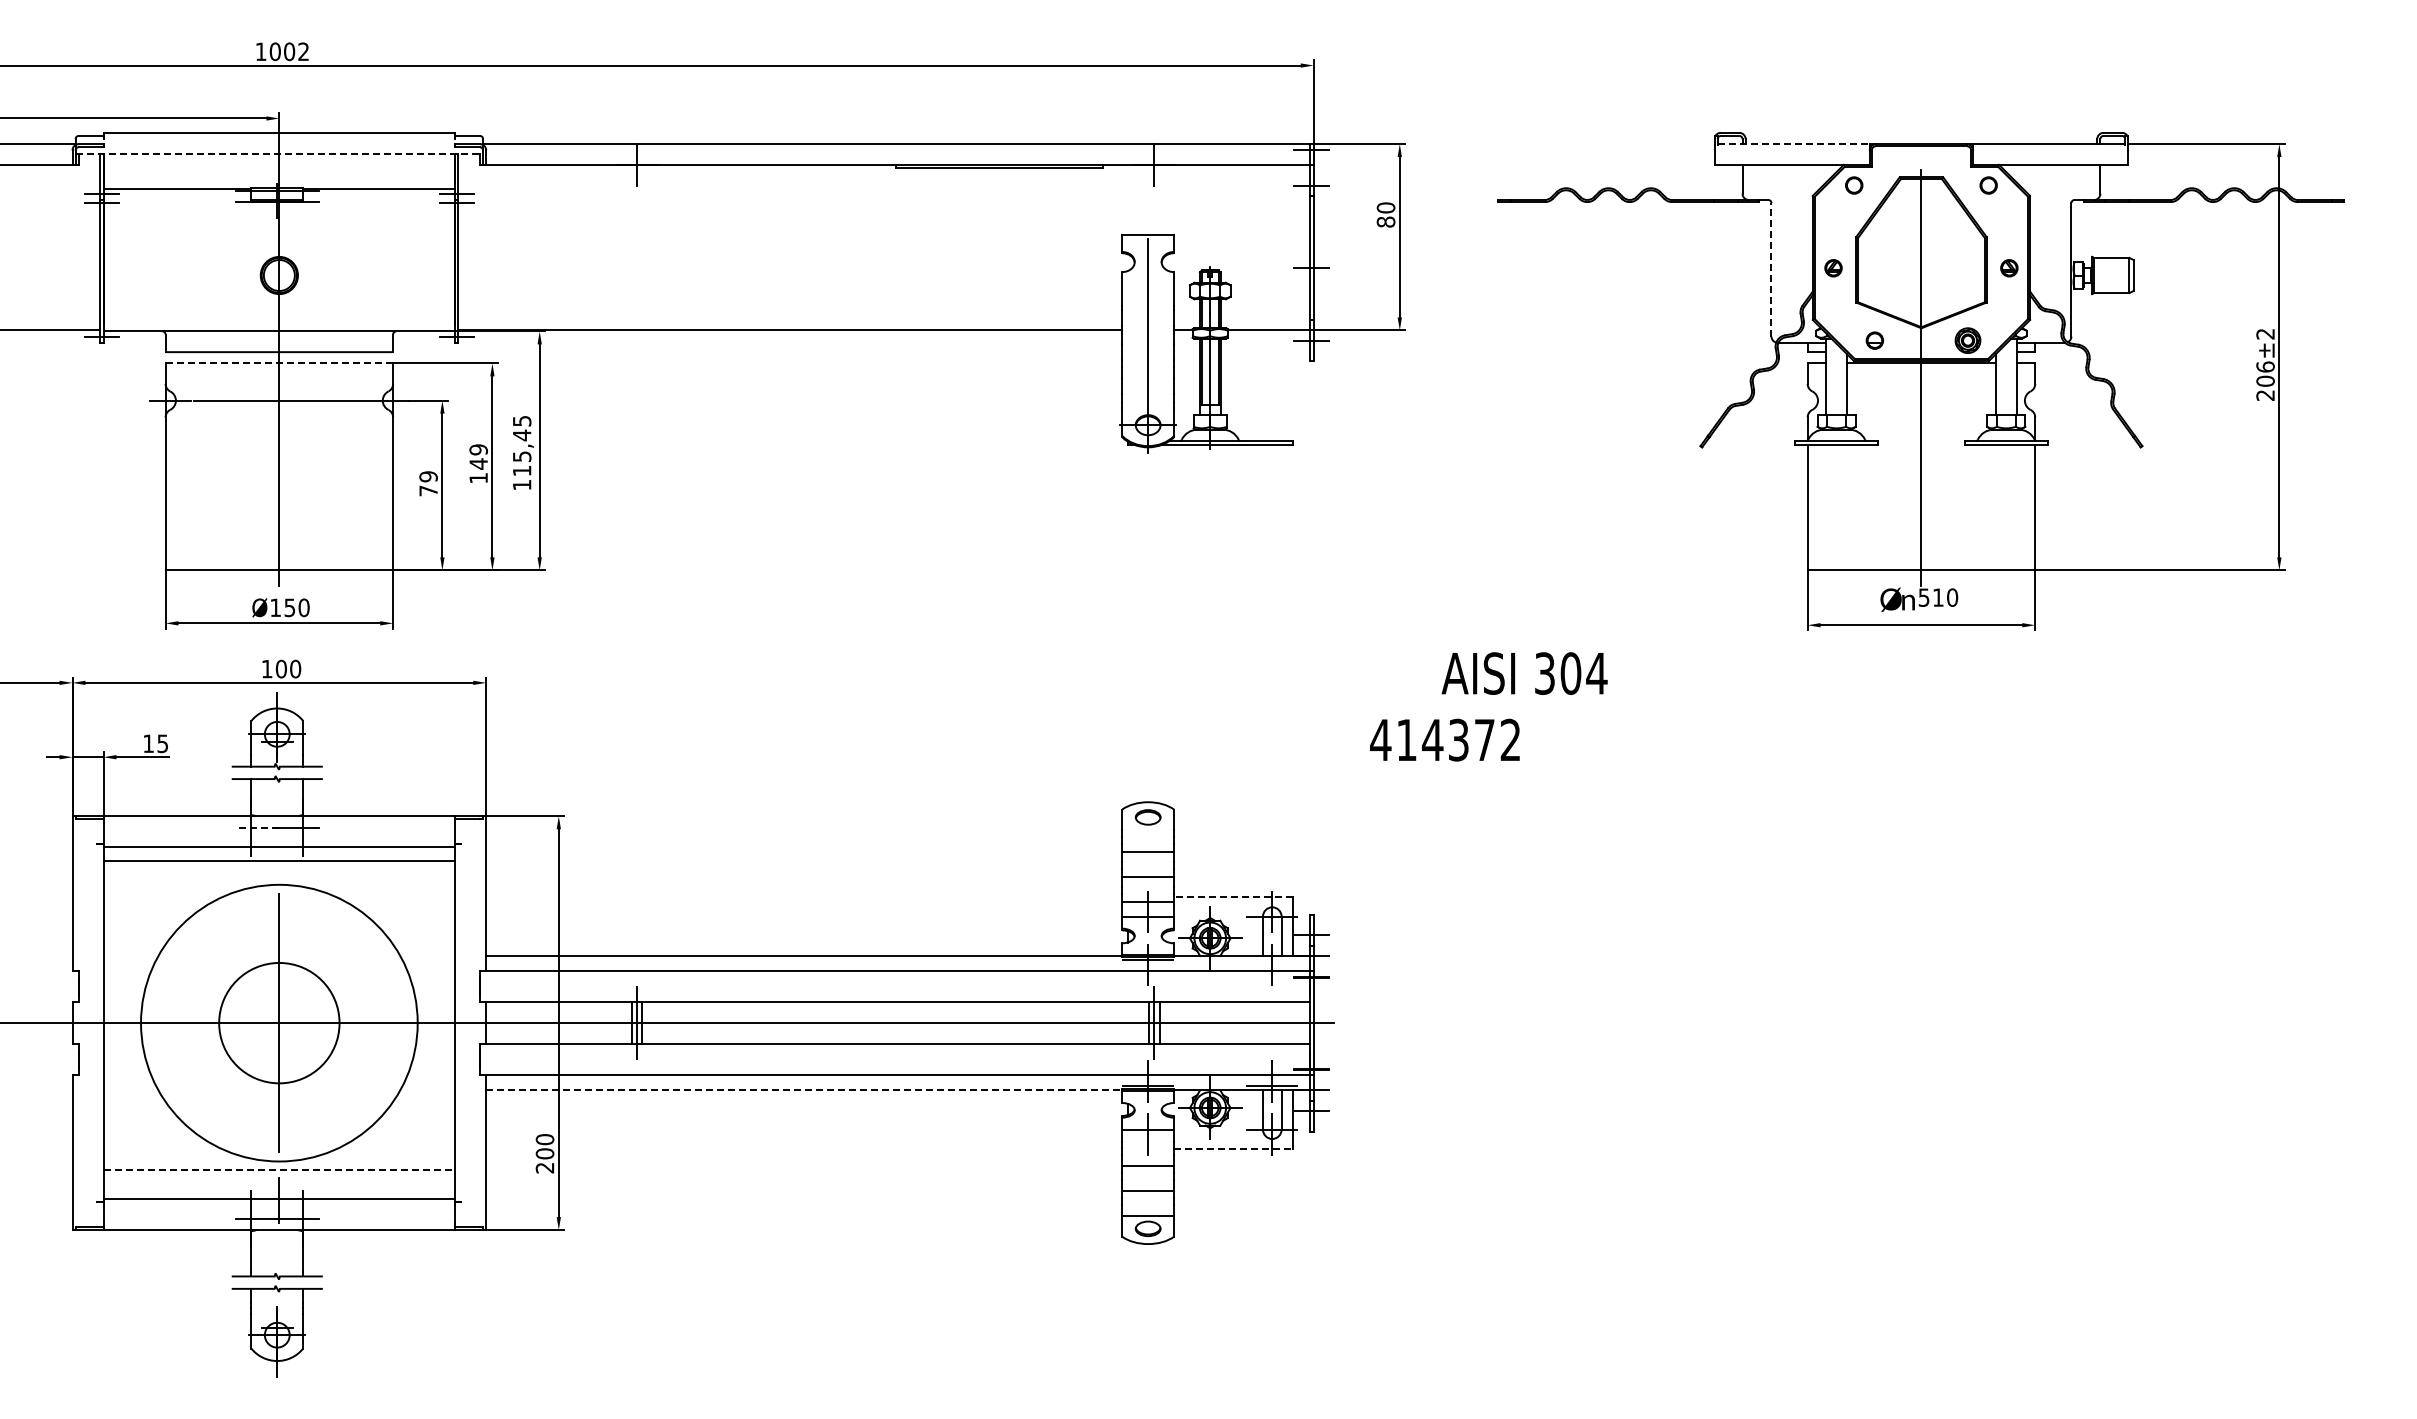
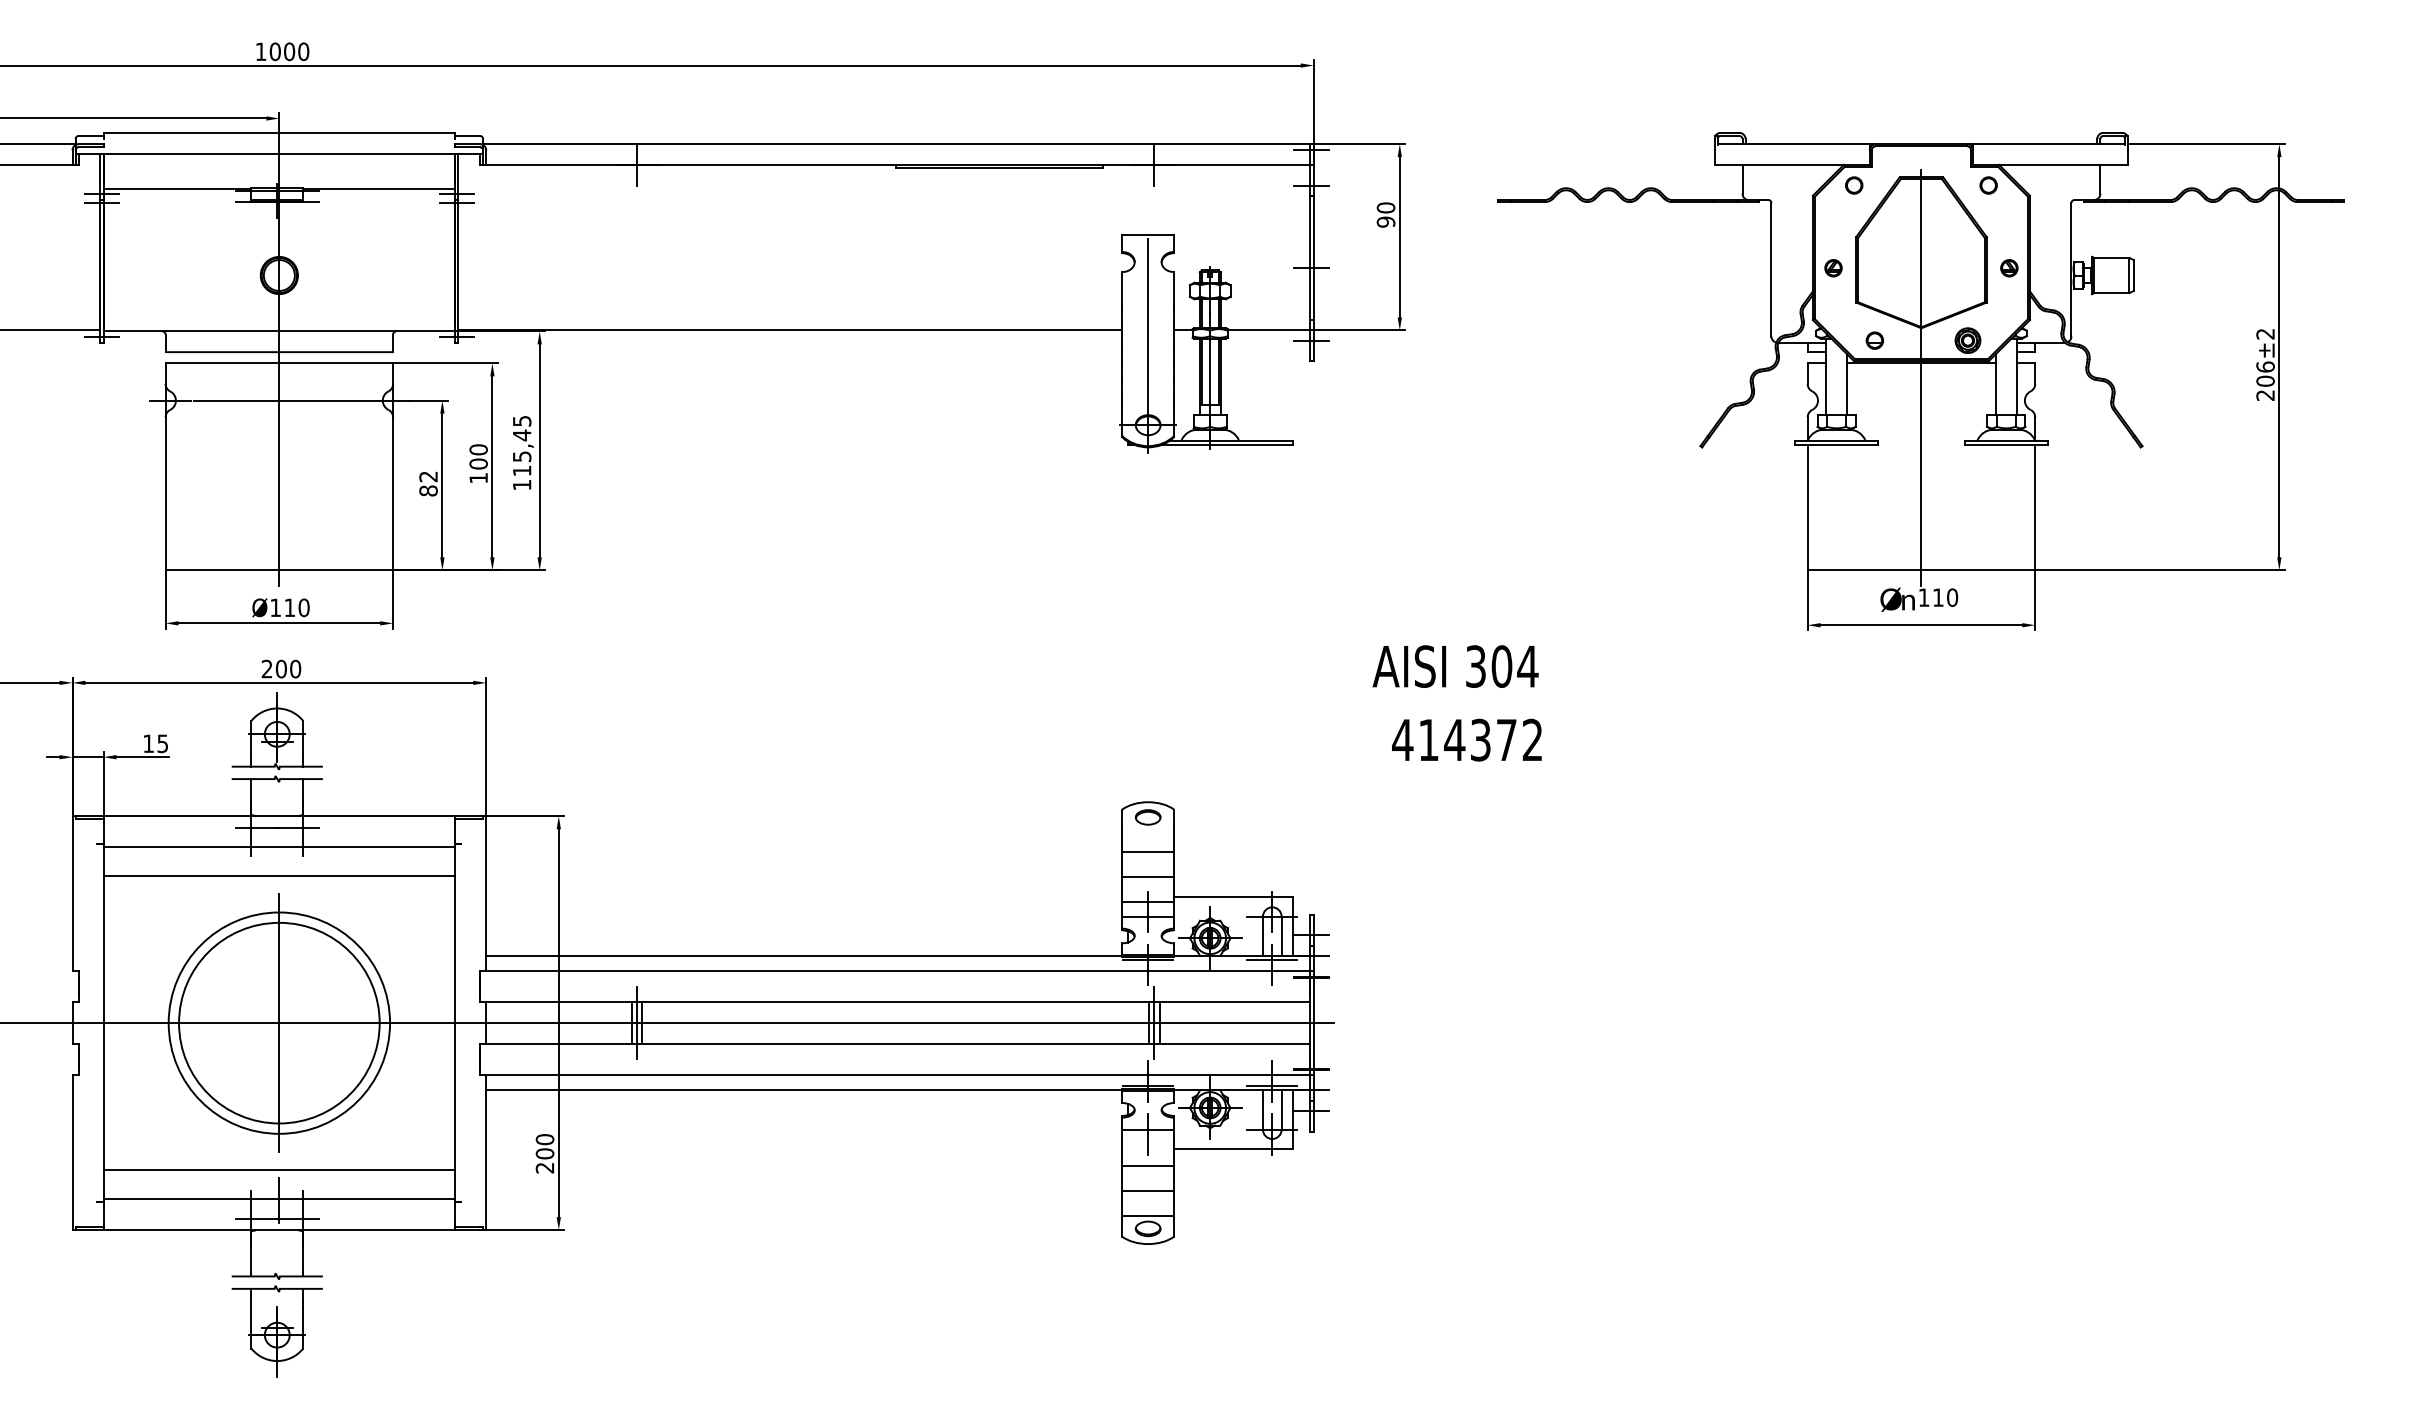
text: 1002 -> 1000 (303, 51)
line: dashed -> solid (1794, 144)
line: dashed -> solid (279, 153)
text: 80 -> 90 (1386, 221)
line: dashed -> solid (1771, 269)
line: dashed -> solid (279, 363)
text: 149 -> 100 (478, 456)
text: 79 -> 82 (428, 483)
text: 510 -> 110 (1923, 597)
text: 150 -> 110 (289, 607)
text: 100 -> 200 (266, 668)
text position: (1524, 673) -> (1455, 666) (1455, 666)
text position: (1444, 739) -> (1466, 739) (1466, 739)
line: dashed -> solid (257, 827)
line position: (279, 861) -> (279, 876) (279, 876)
line: dashed -> solid (1233, 896)
line: none -> present (1272, 960)
circle diameter: 120 px -> 201 px (279, 1022)
circle diameter: 277 px -> 221 px (279, 1022)
line: dashed -> solid (804, 1090)
line: dashed -> solid (1234, 1149)
line: dashed -> solid (279, 1170)
